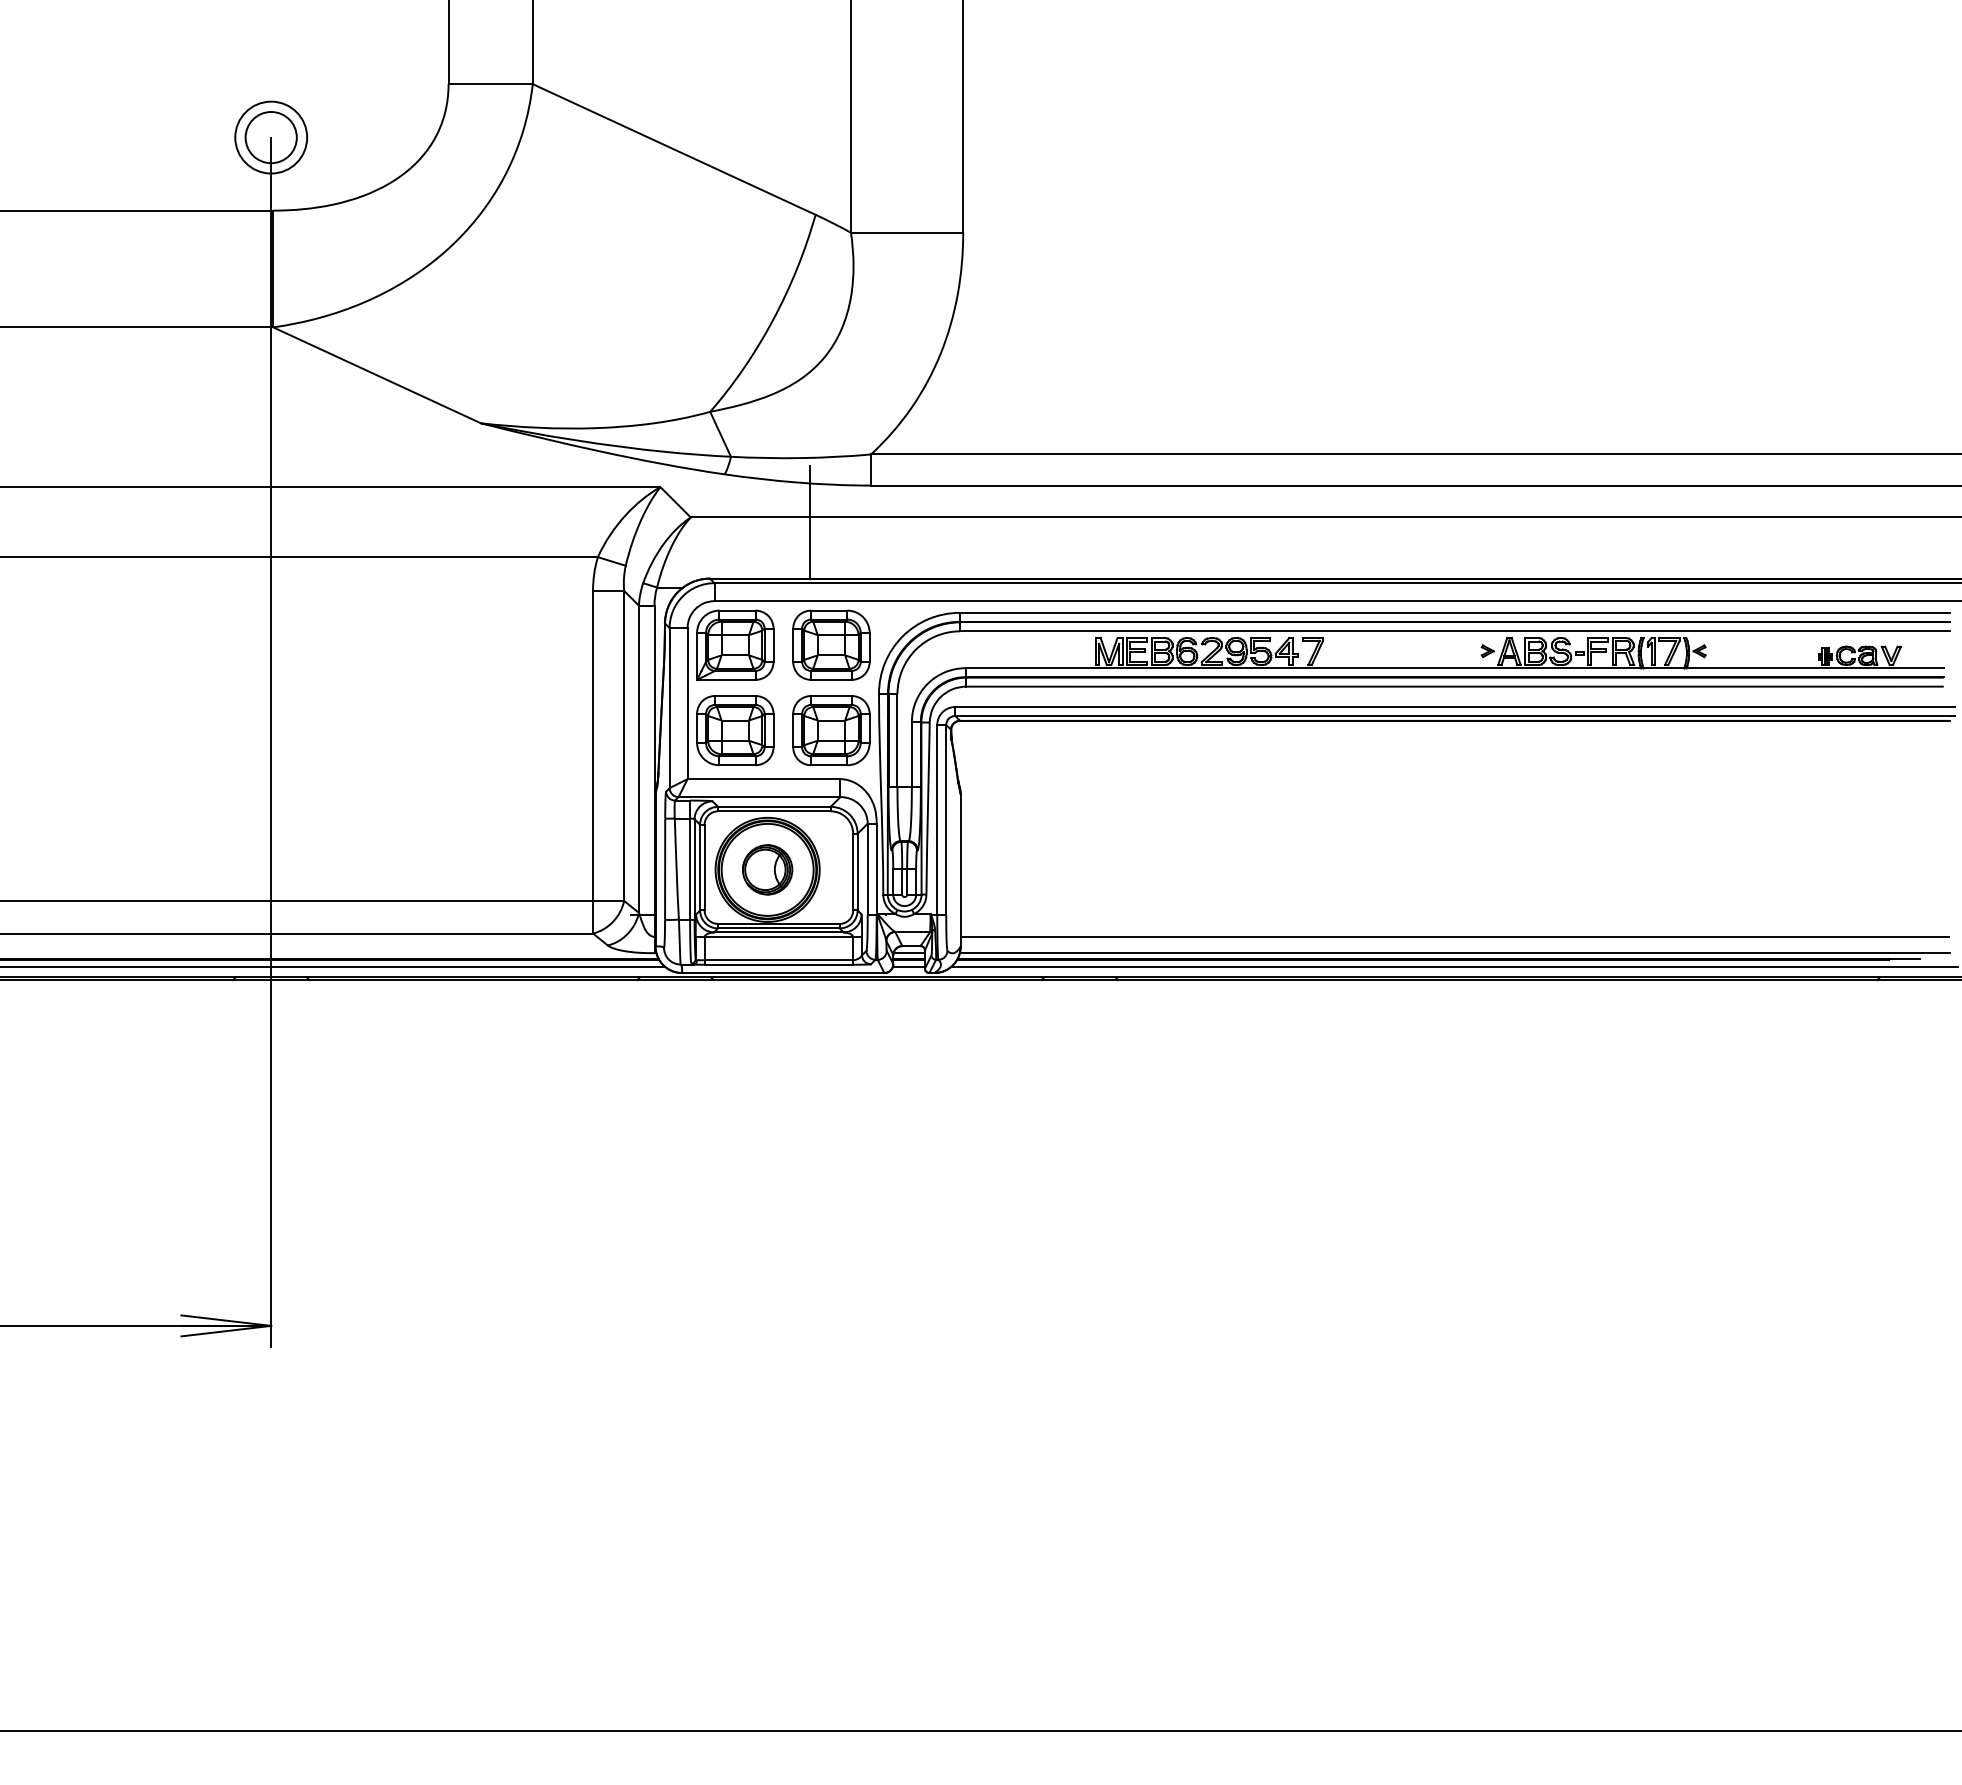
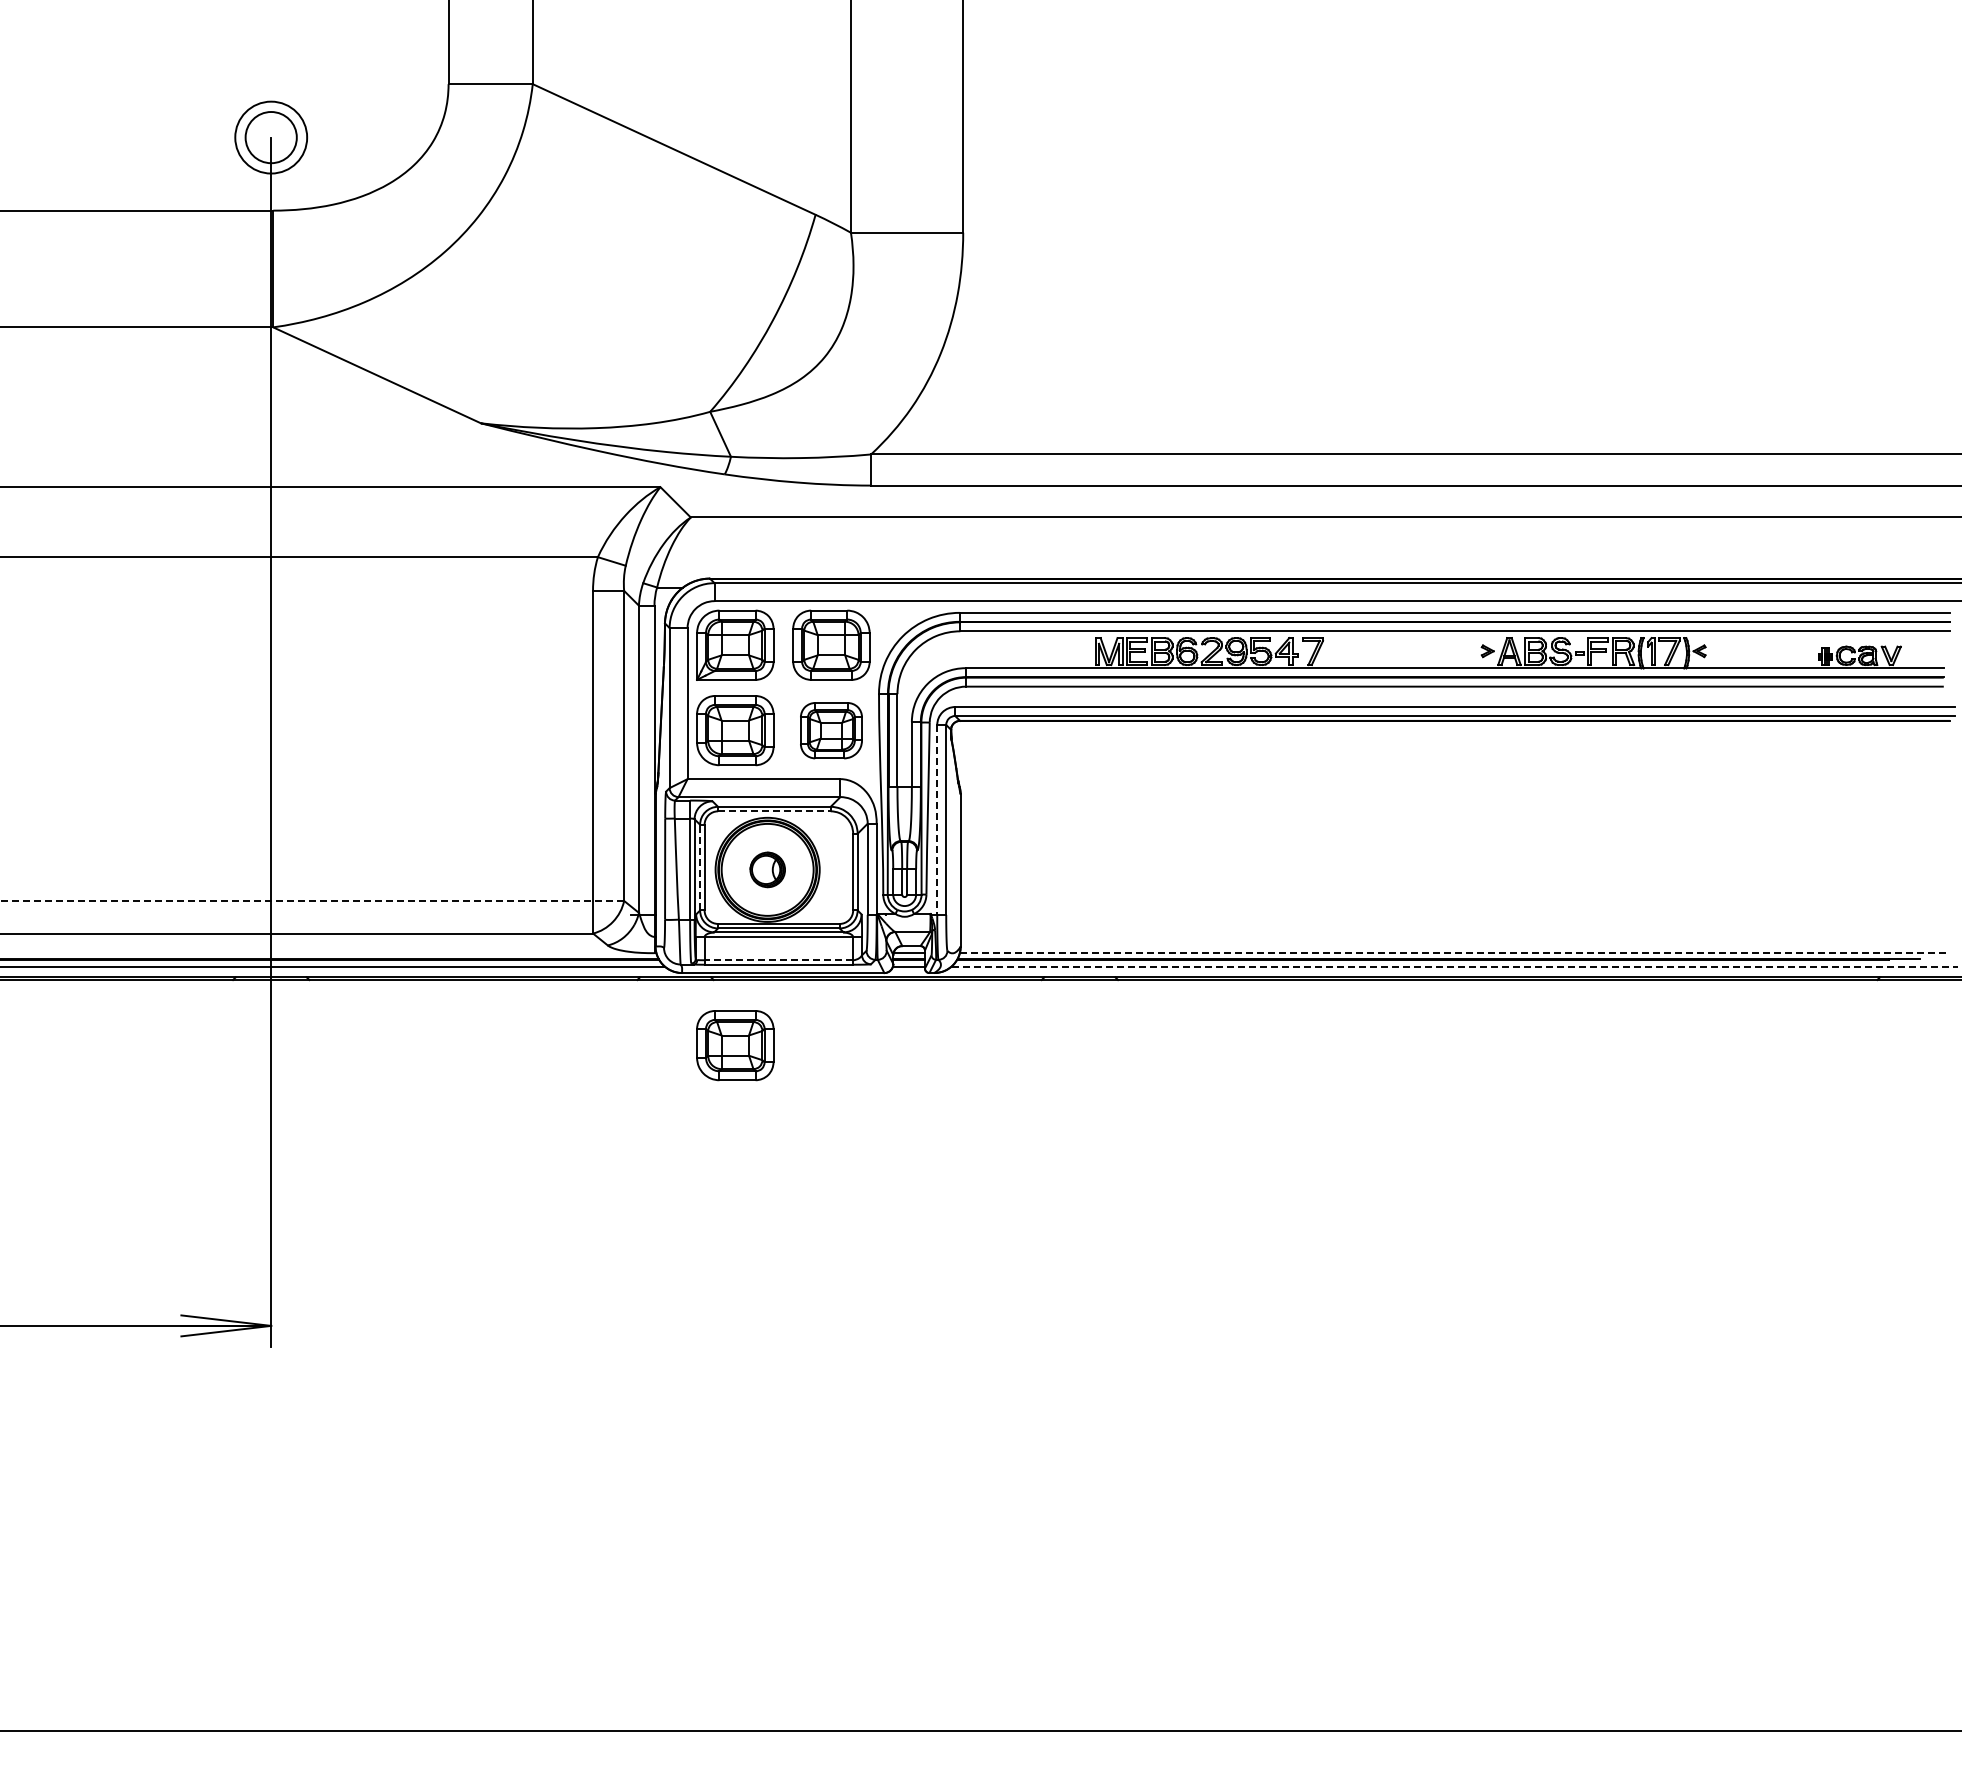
line: present -> none (810, 521)
part size: 79x72 px -> 63x58 px (831, 730)
line: solid -> dashed (774, 811)
line: solid -> dashed (937, 819)
line: solid -> dashed (700, 867)
part size: 52x52 px -> 37x38 px (767, 869)
line: solid -> dashed (312, 900)
line: present -> none (1454, 936)
line: solid -> dashed (1455, 953)
line: solid -> dashed (778, 960)
line: solid -> dashed (1455, 966)
part: none -> present (735, 1045)
